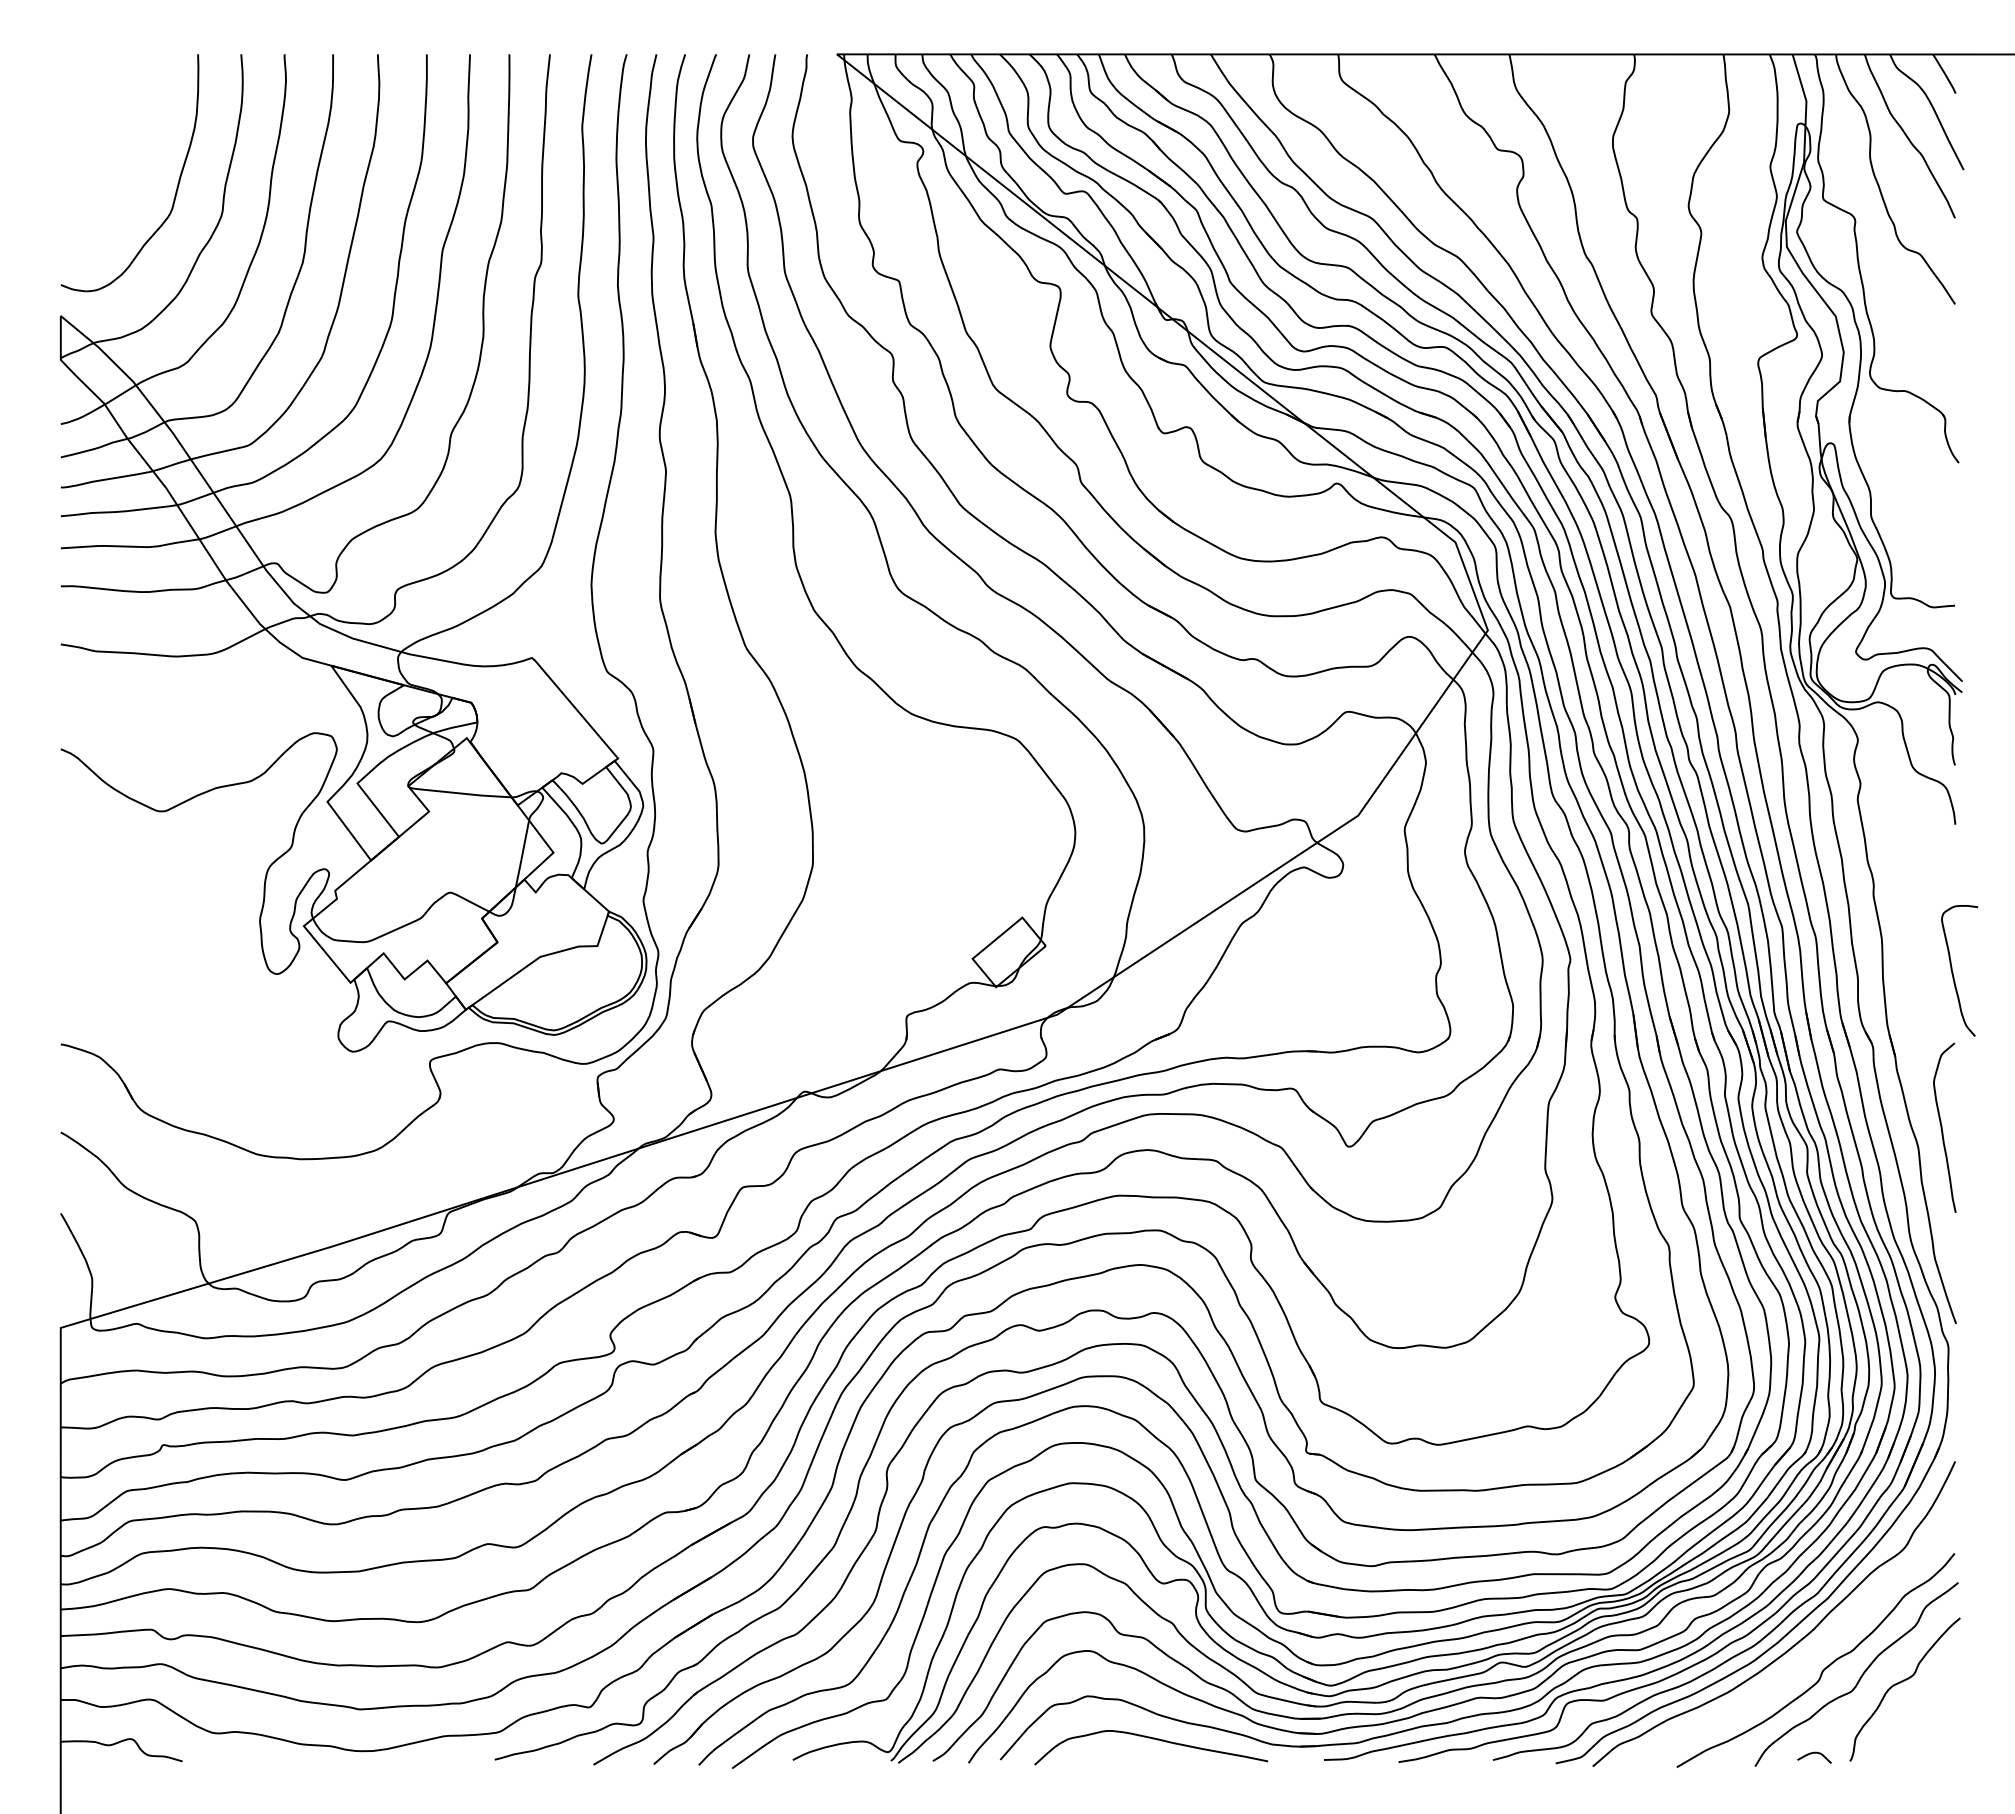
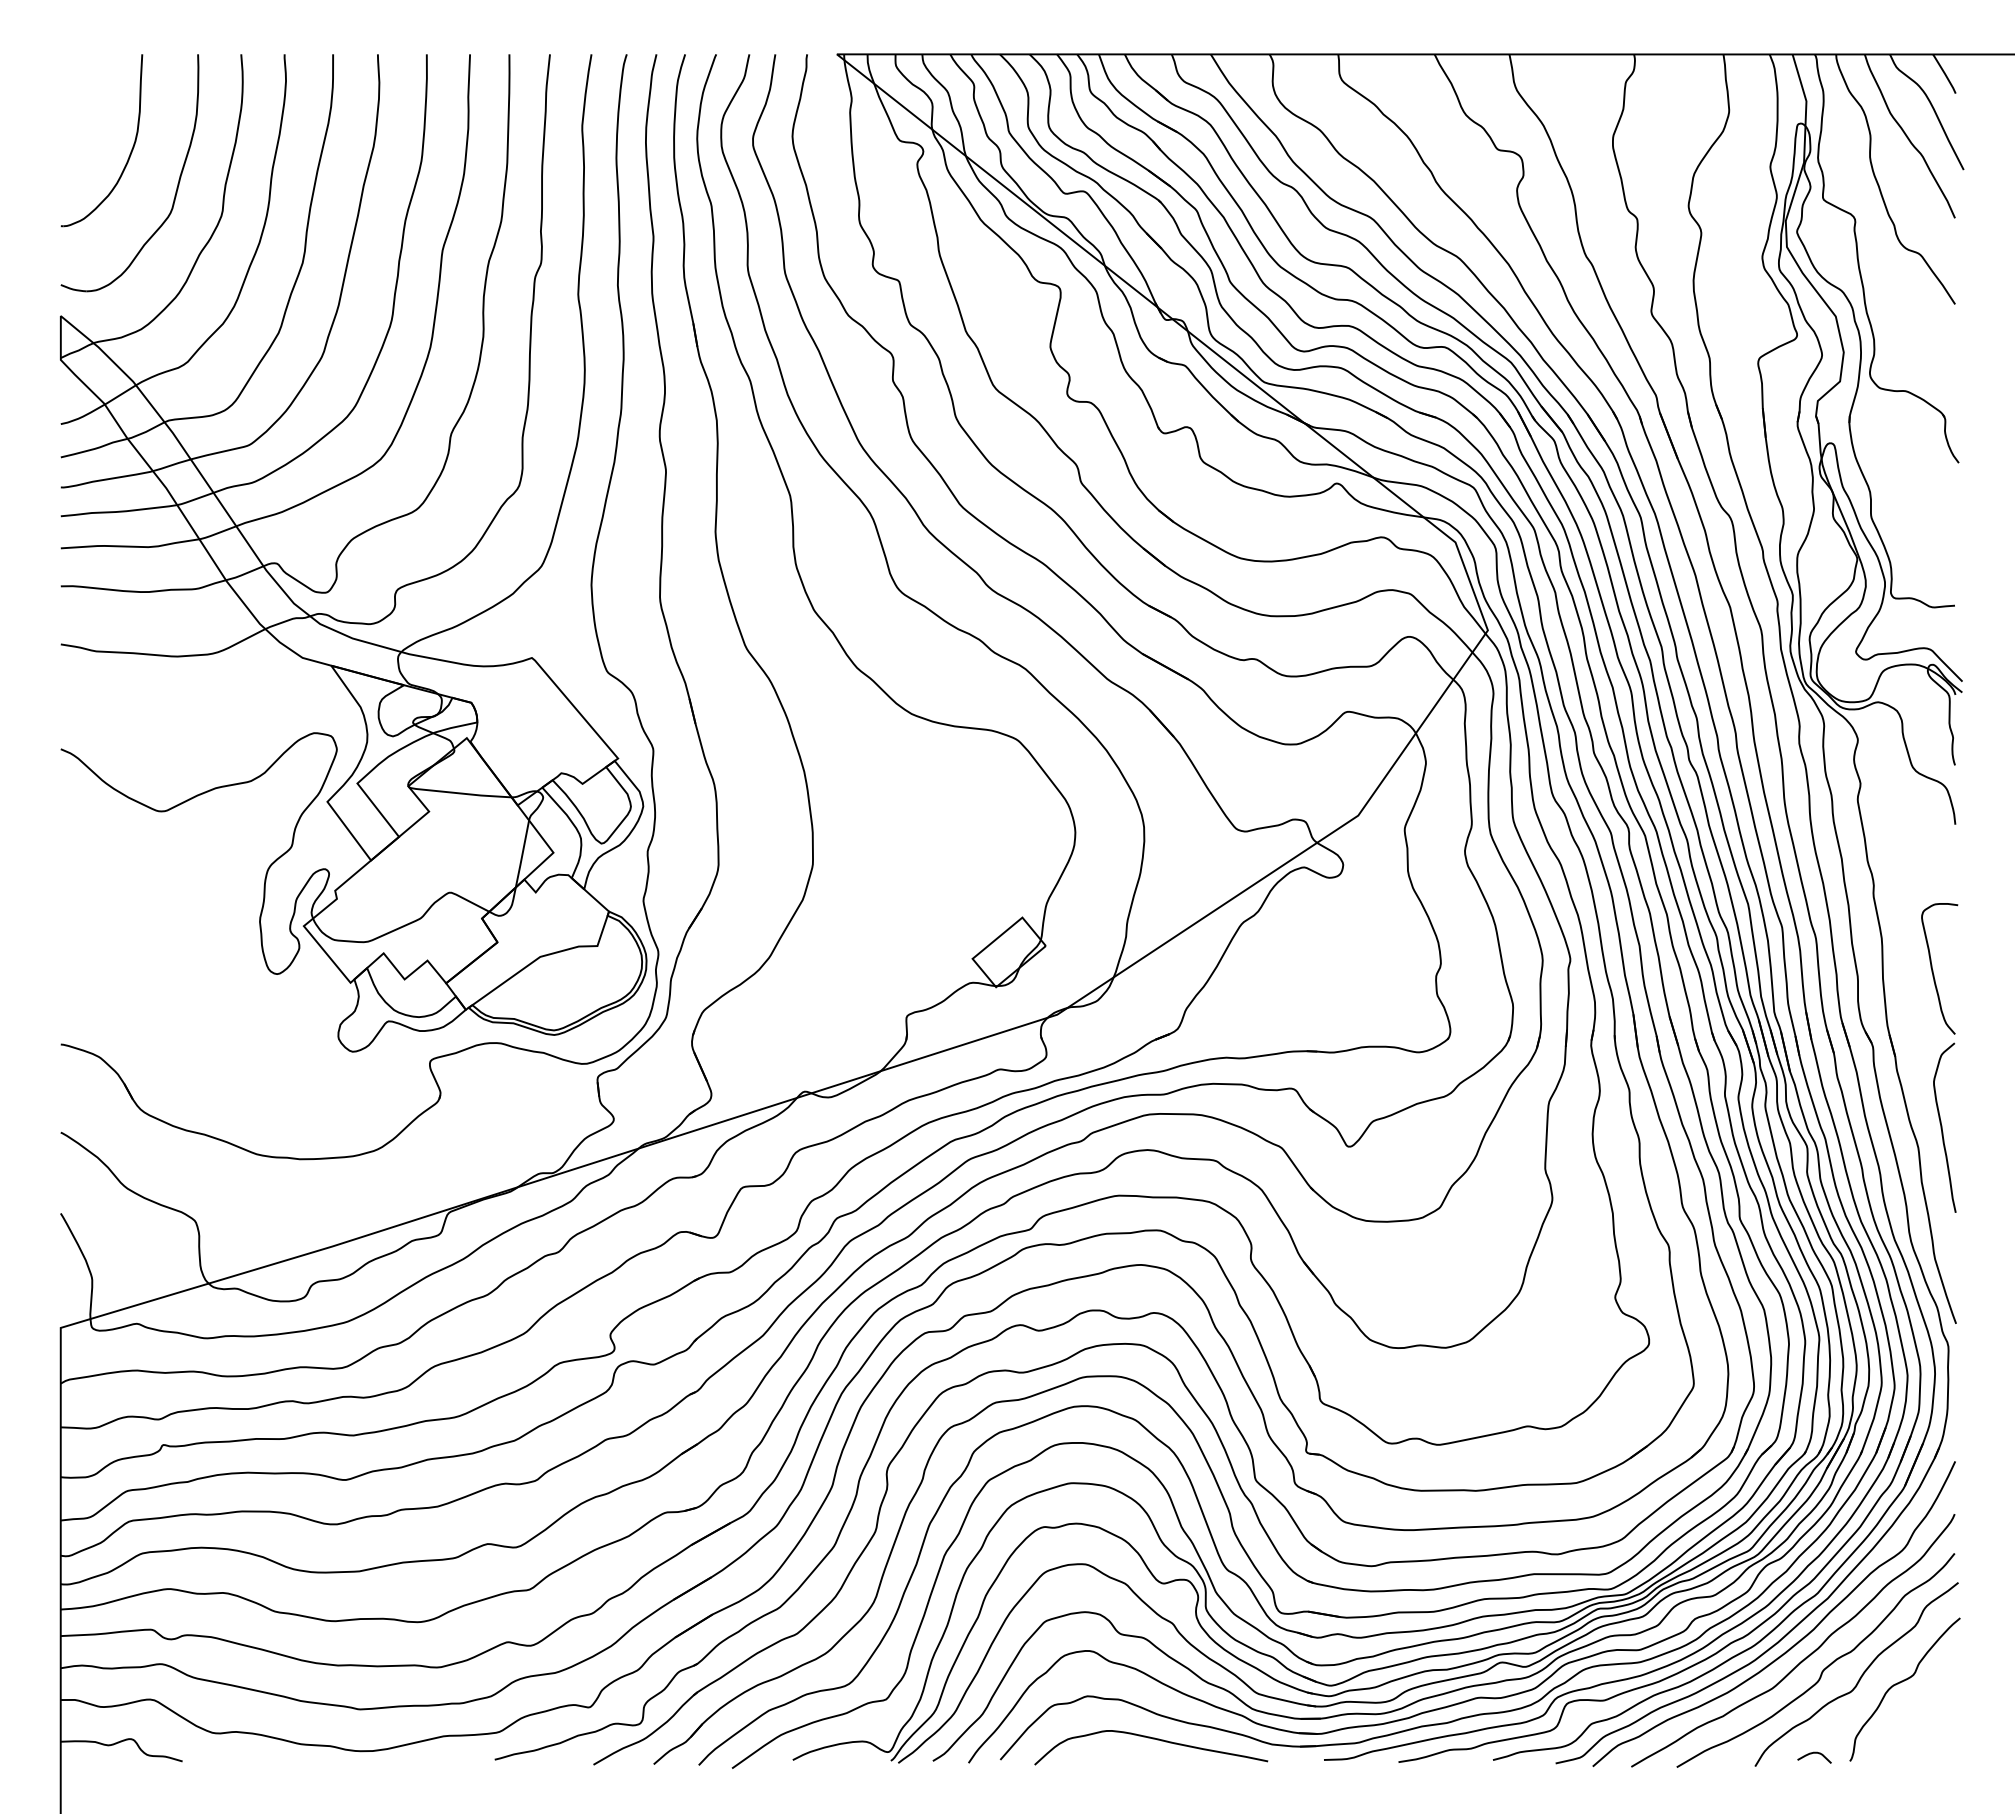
part: none -> present (130, 151)
curve position: (1953, 972) -> (1933, 970) (1933, 970)
curve: none -> present (1807, 1655)
